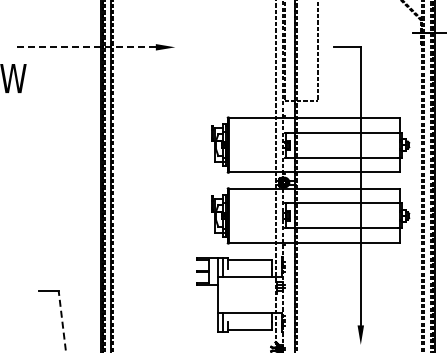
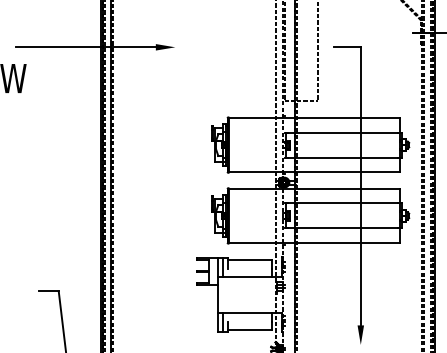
line: dashed -> solid (85, 47)
line: dashed -> solid (62, 322)
